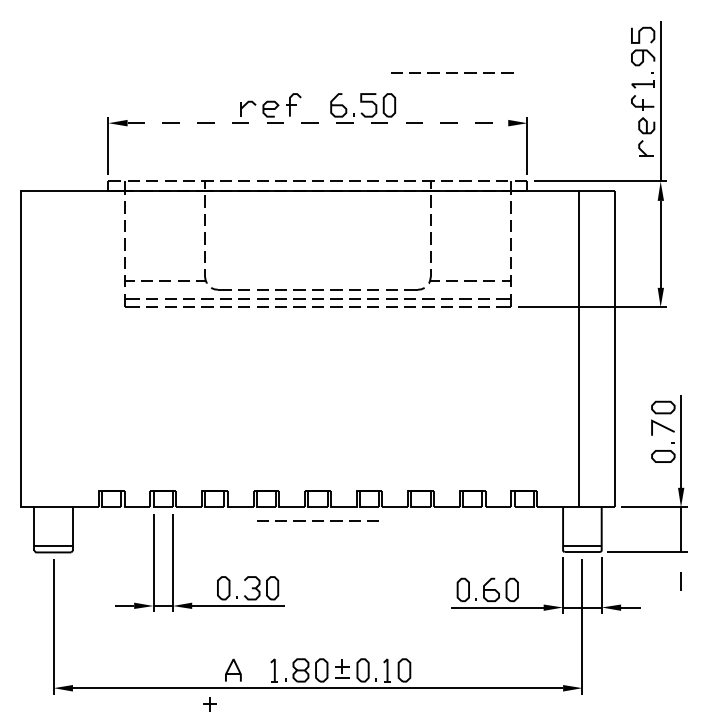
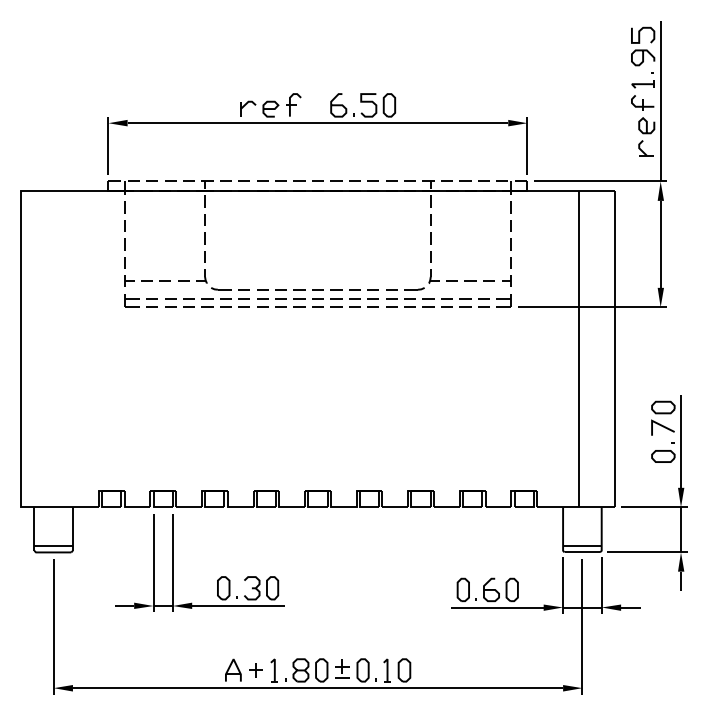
line: present -> none (451, 72)
line: dashed -> solid (318, 123)
line: present -> none (317, 520)
fill: none -> present (681, 561)
part position: (209, 704) -> (255, 670) (255, 670)
